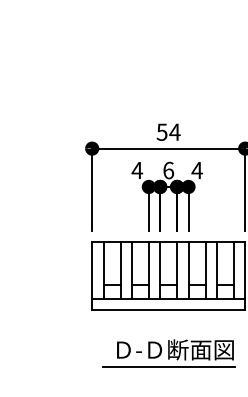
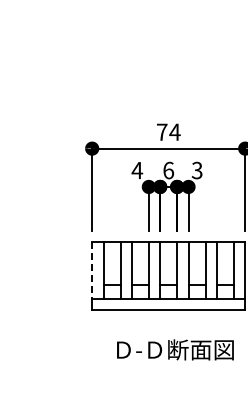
text: 54 -> 74 (161, 131)
text: 4 -> 3 (196, 170)
line: solid -> dashed (92, 271)
line: present -> none (168, 367)
